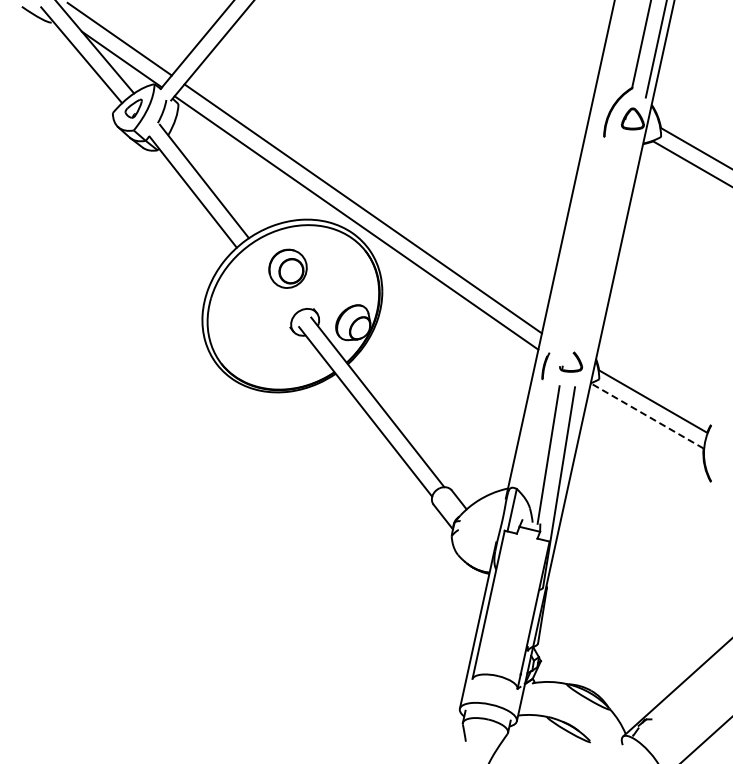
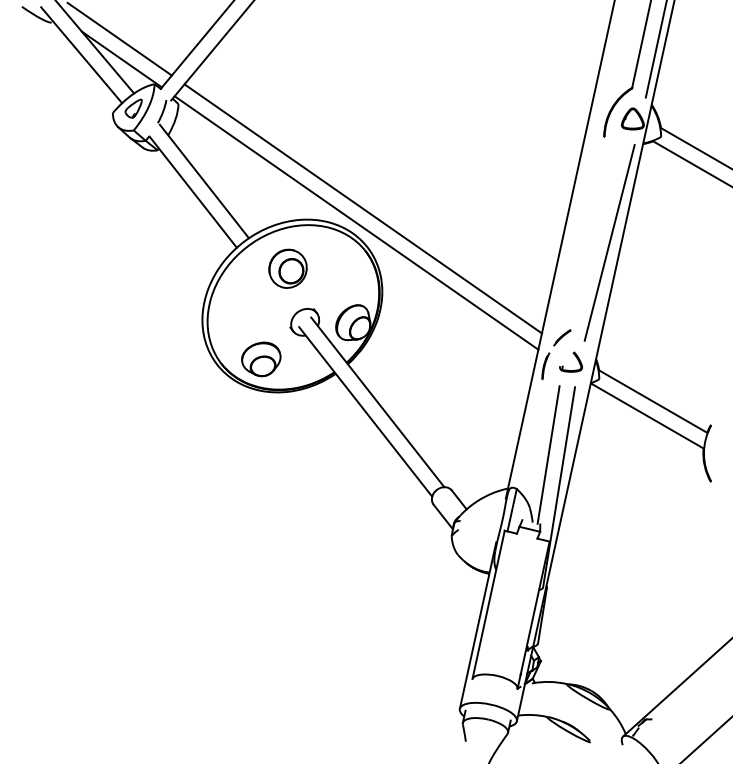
line: none -> present (609, 242)
line: none -> present (562, 337)
part: none -> present (261, 359)
line: dashed -> solid (647, 416)
